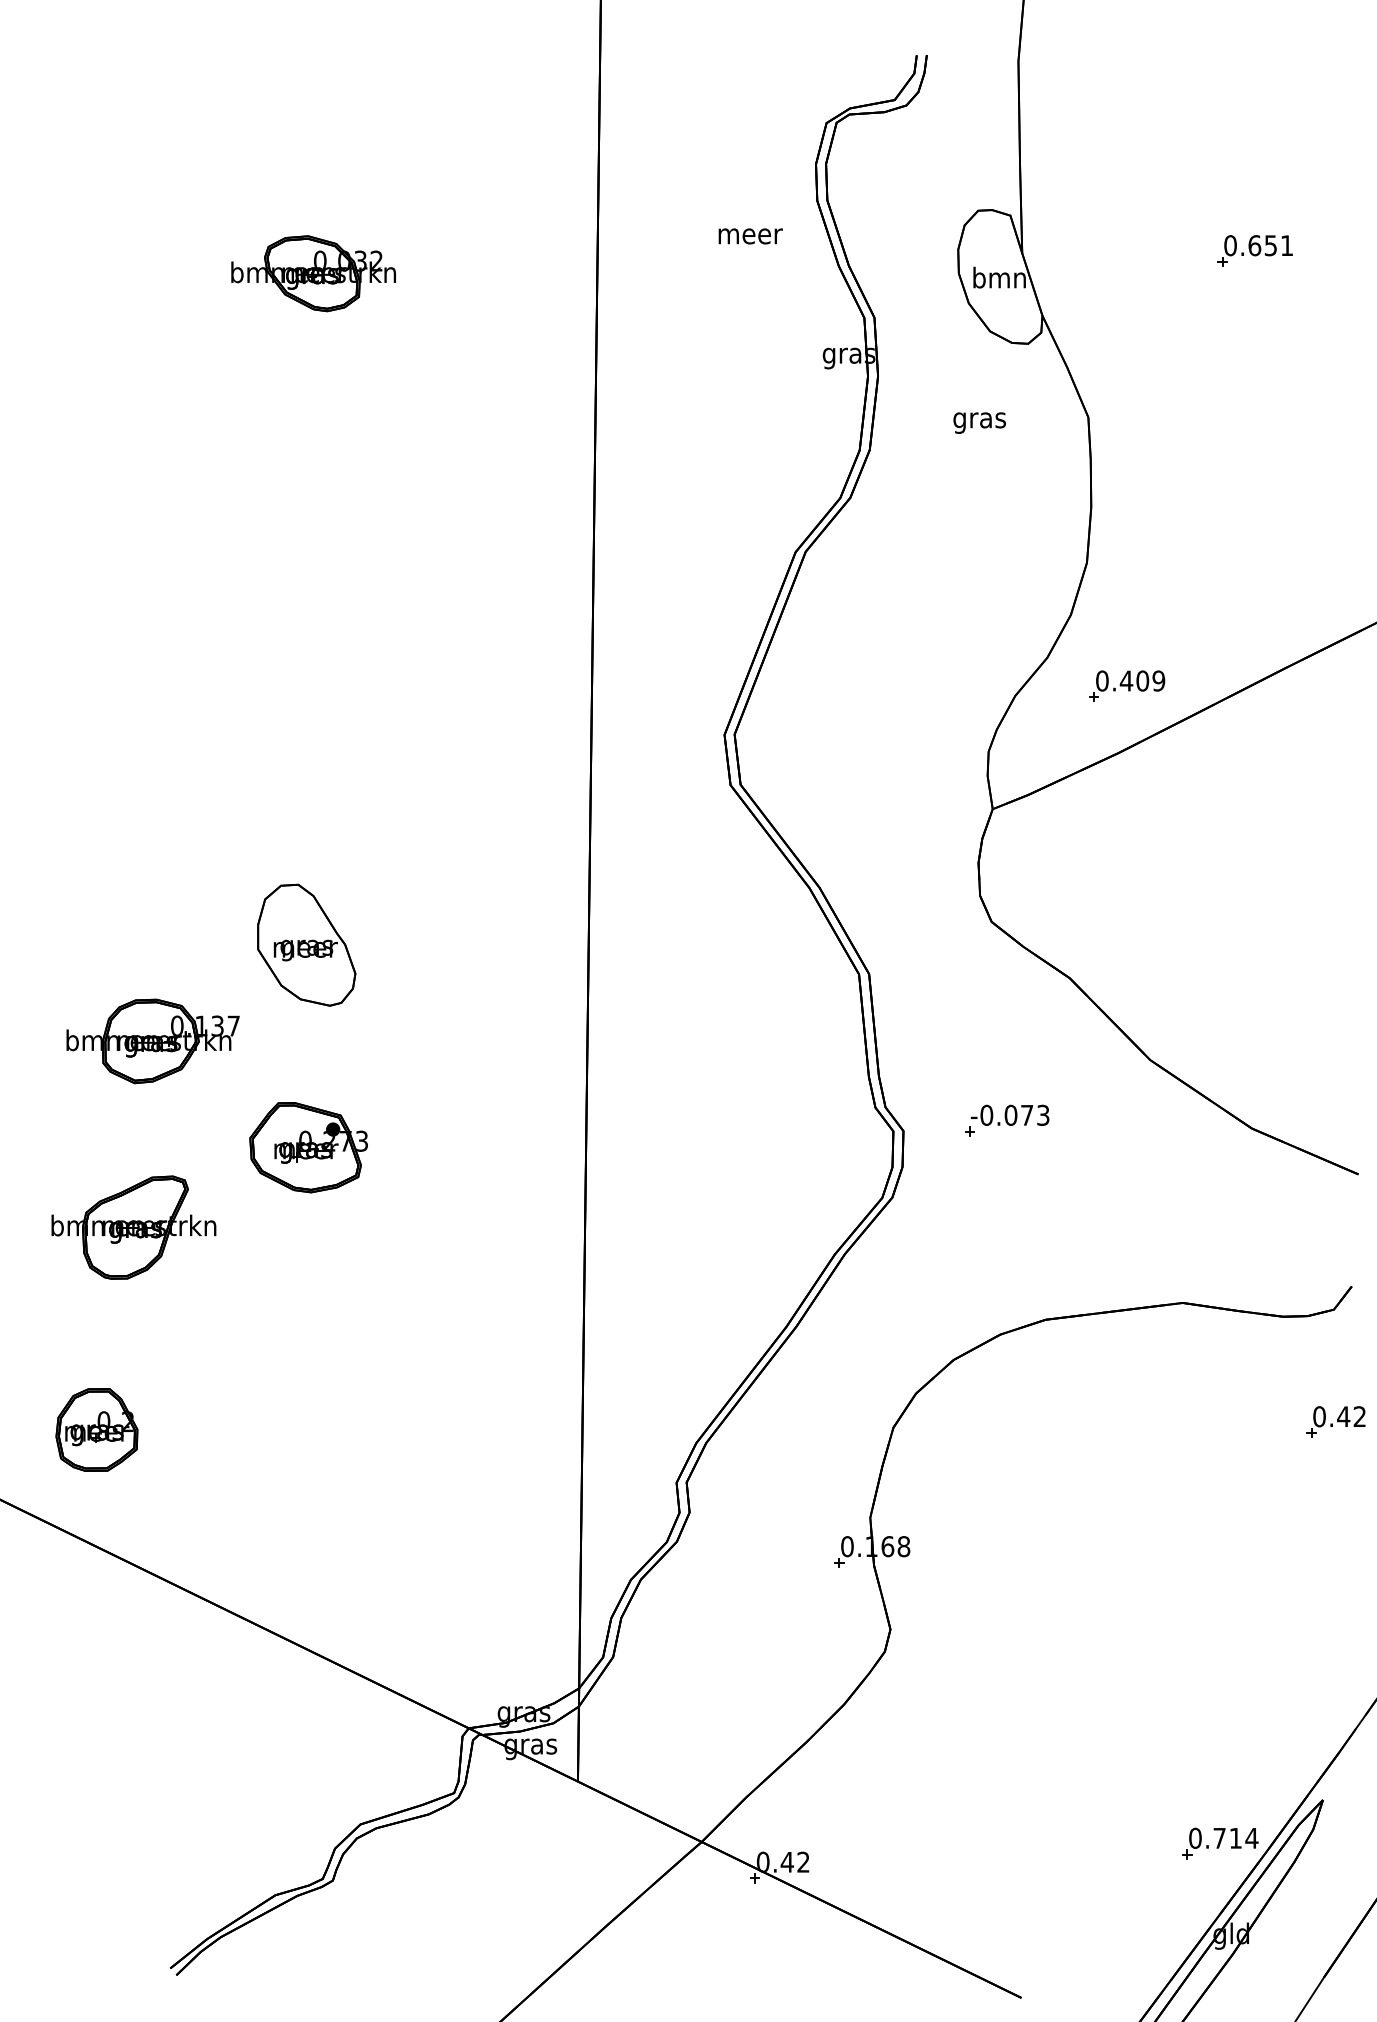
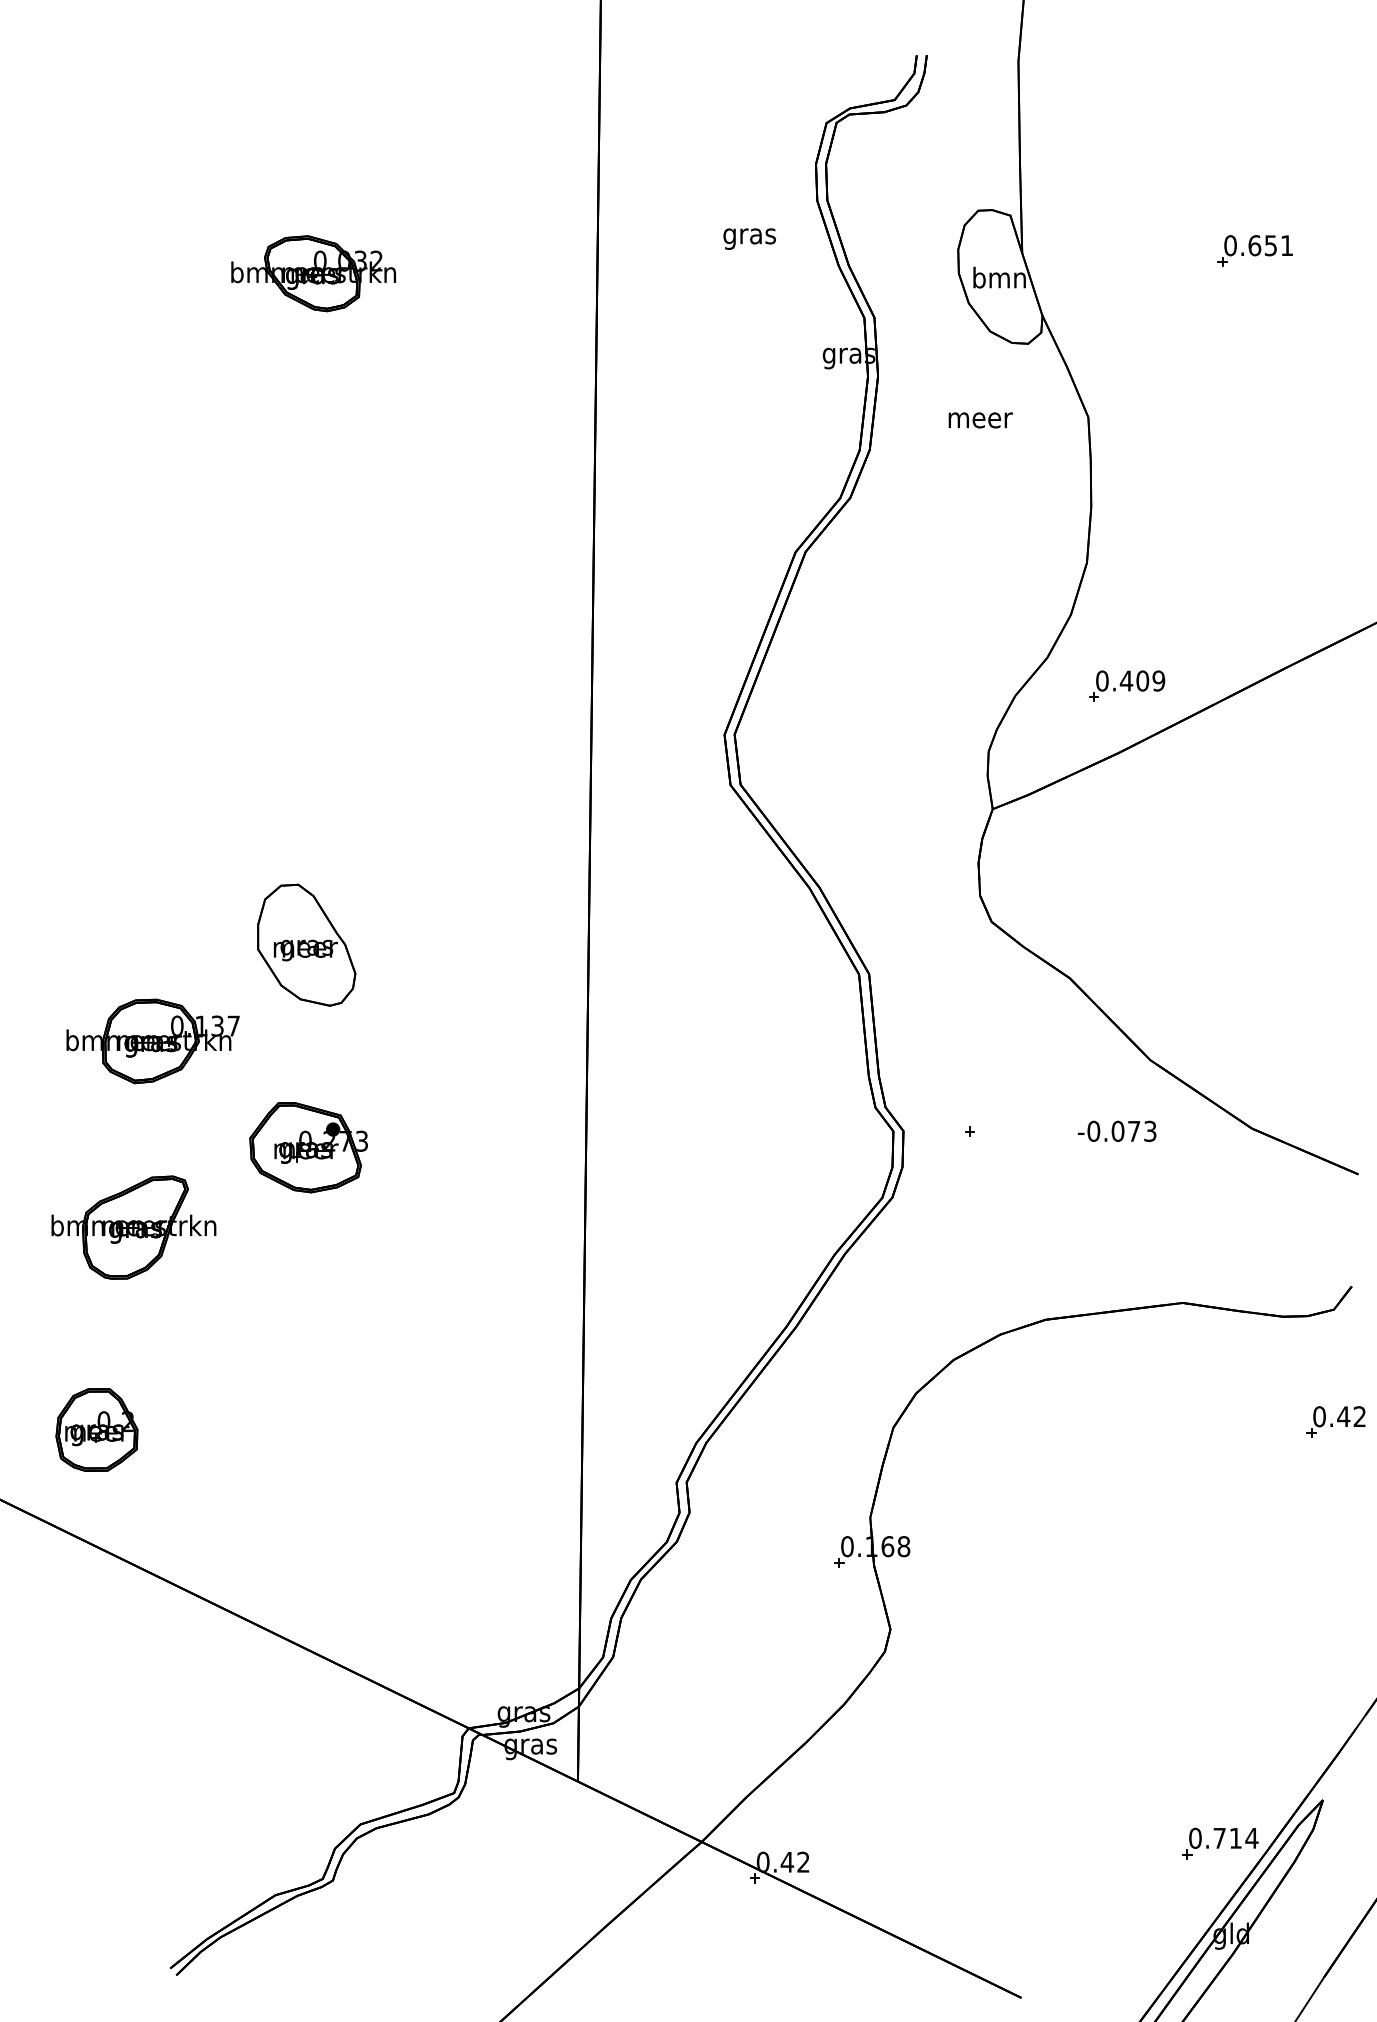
text: meer -> gras (750, 238)
text: gras -> meer (980, 422)
text position: (1009, 1114) -> (1116, 1130) (1116, 1130)
